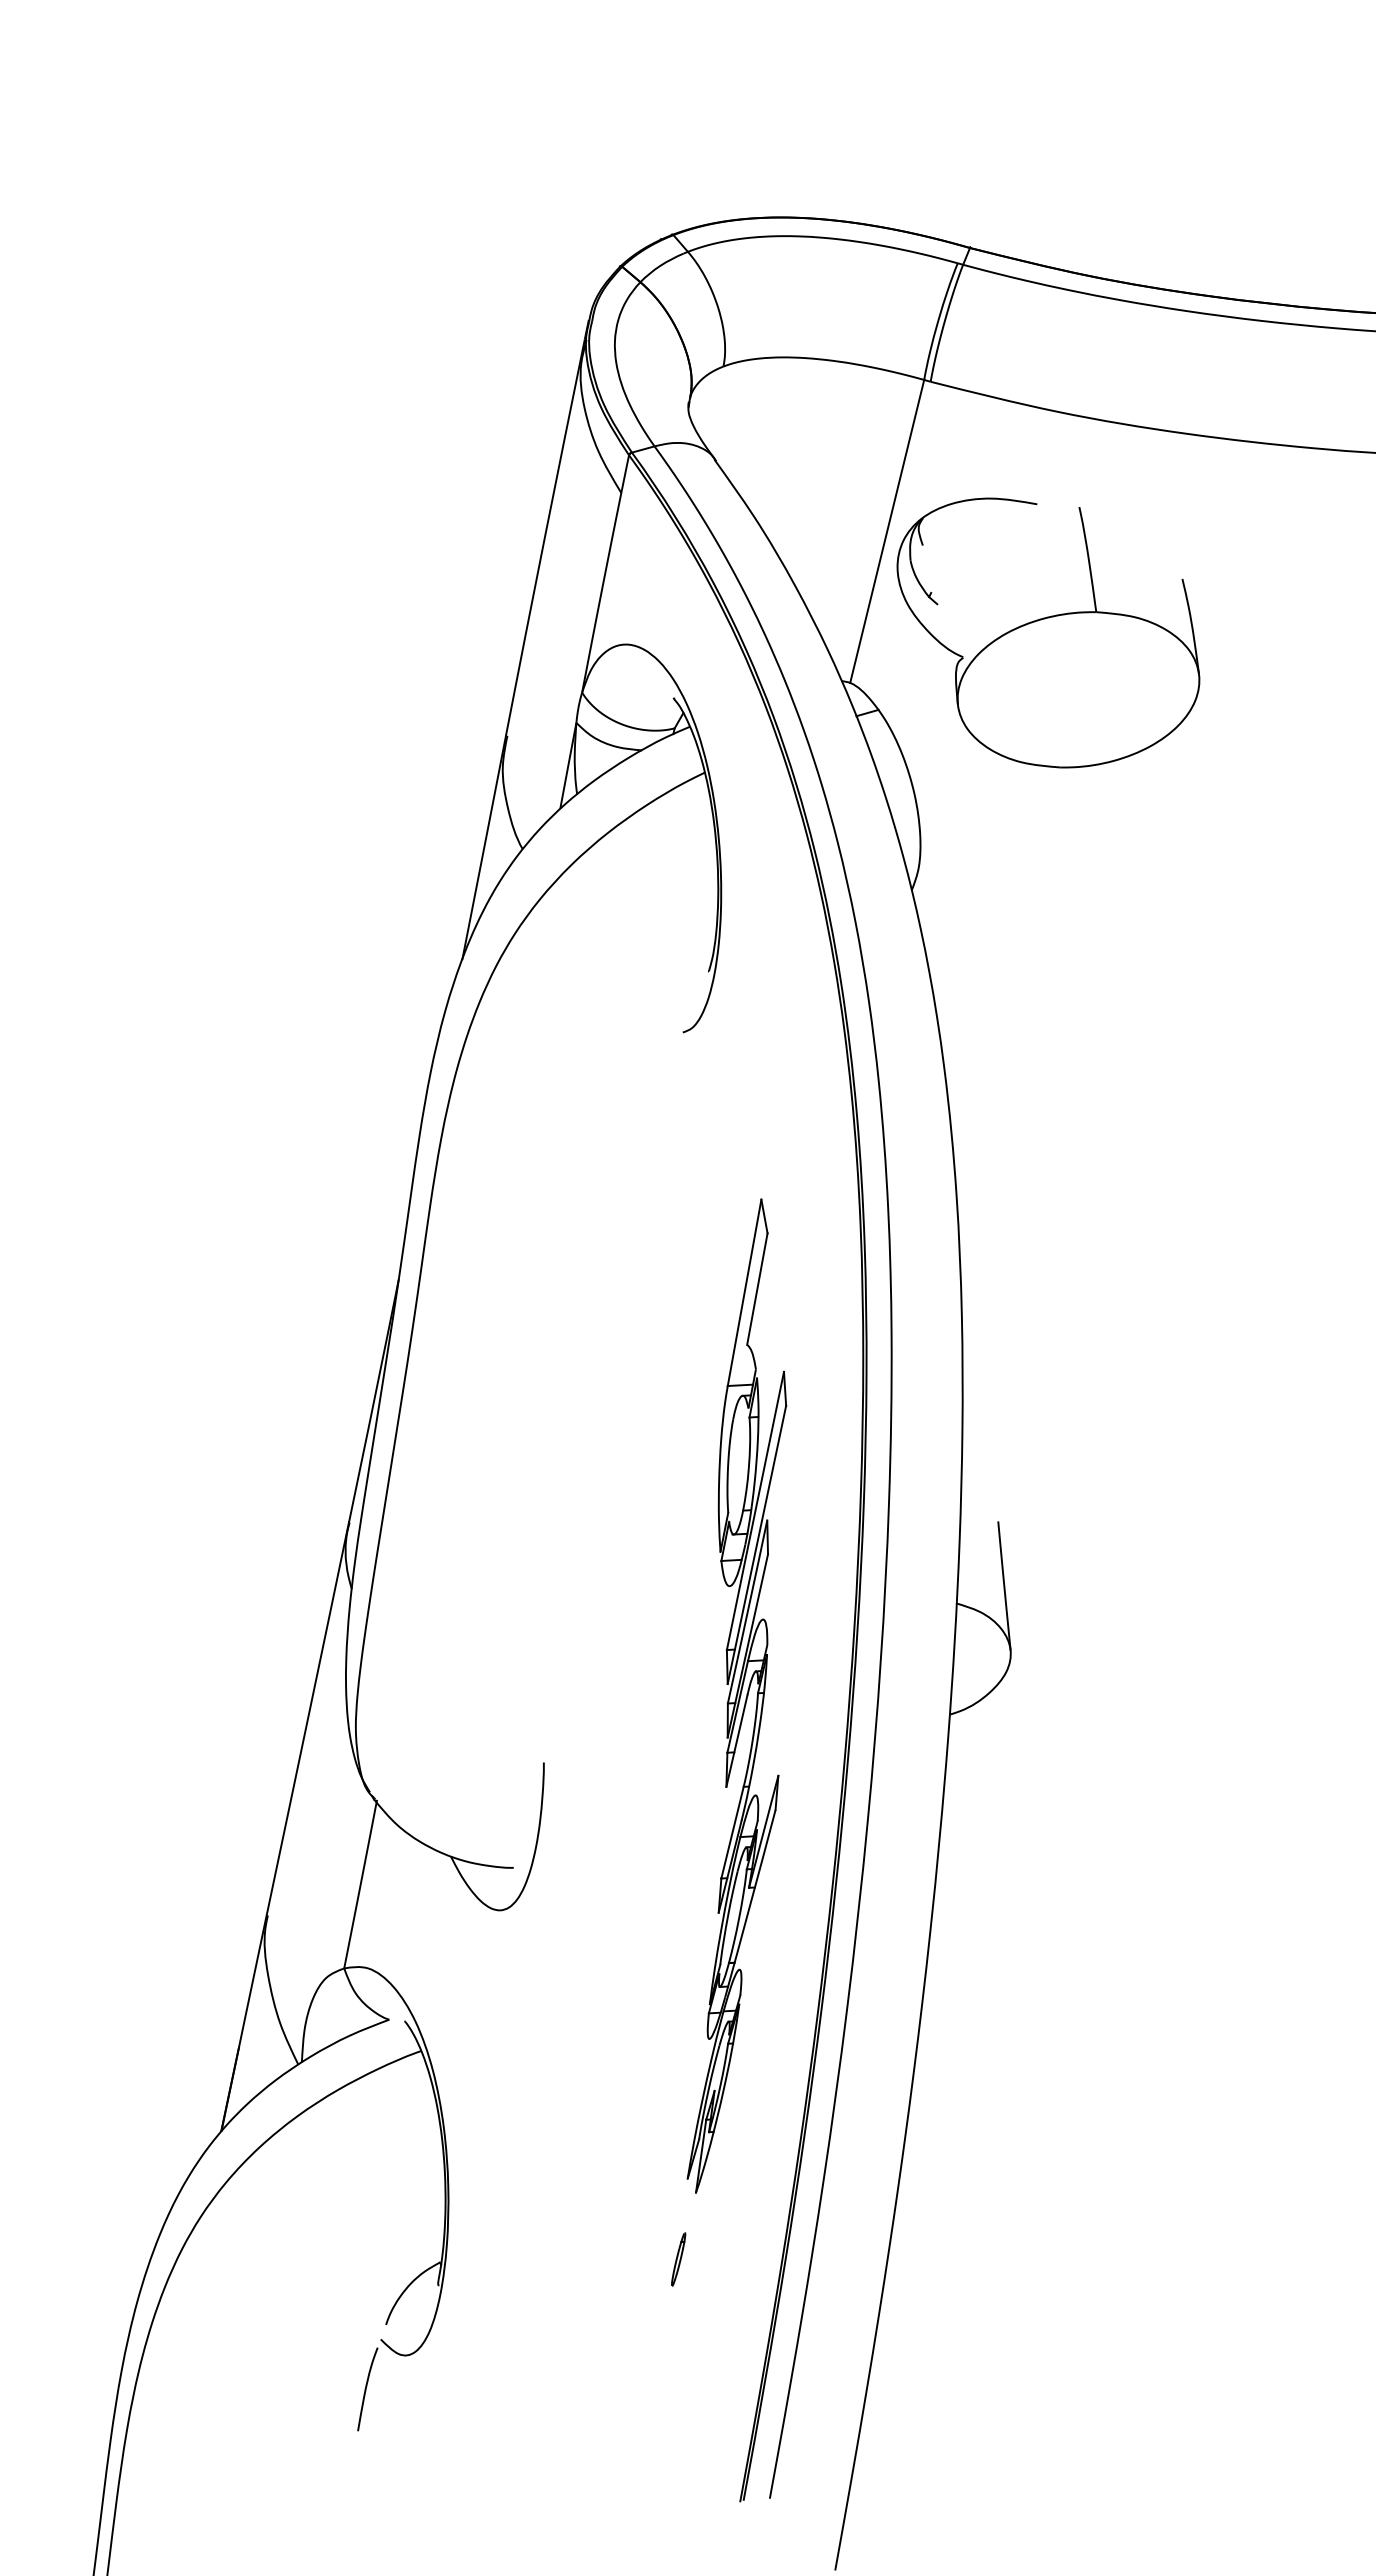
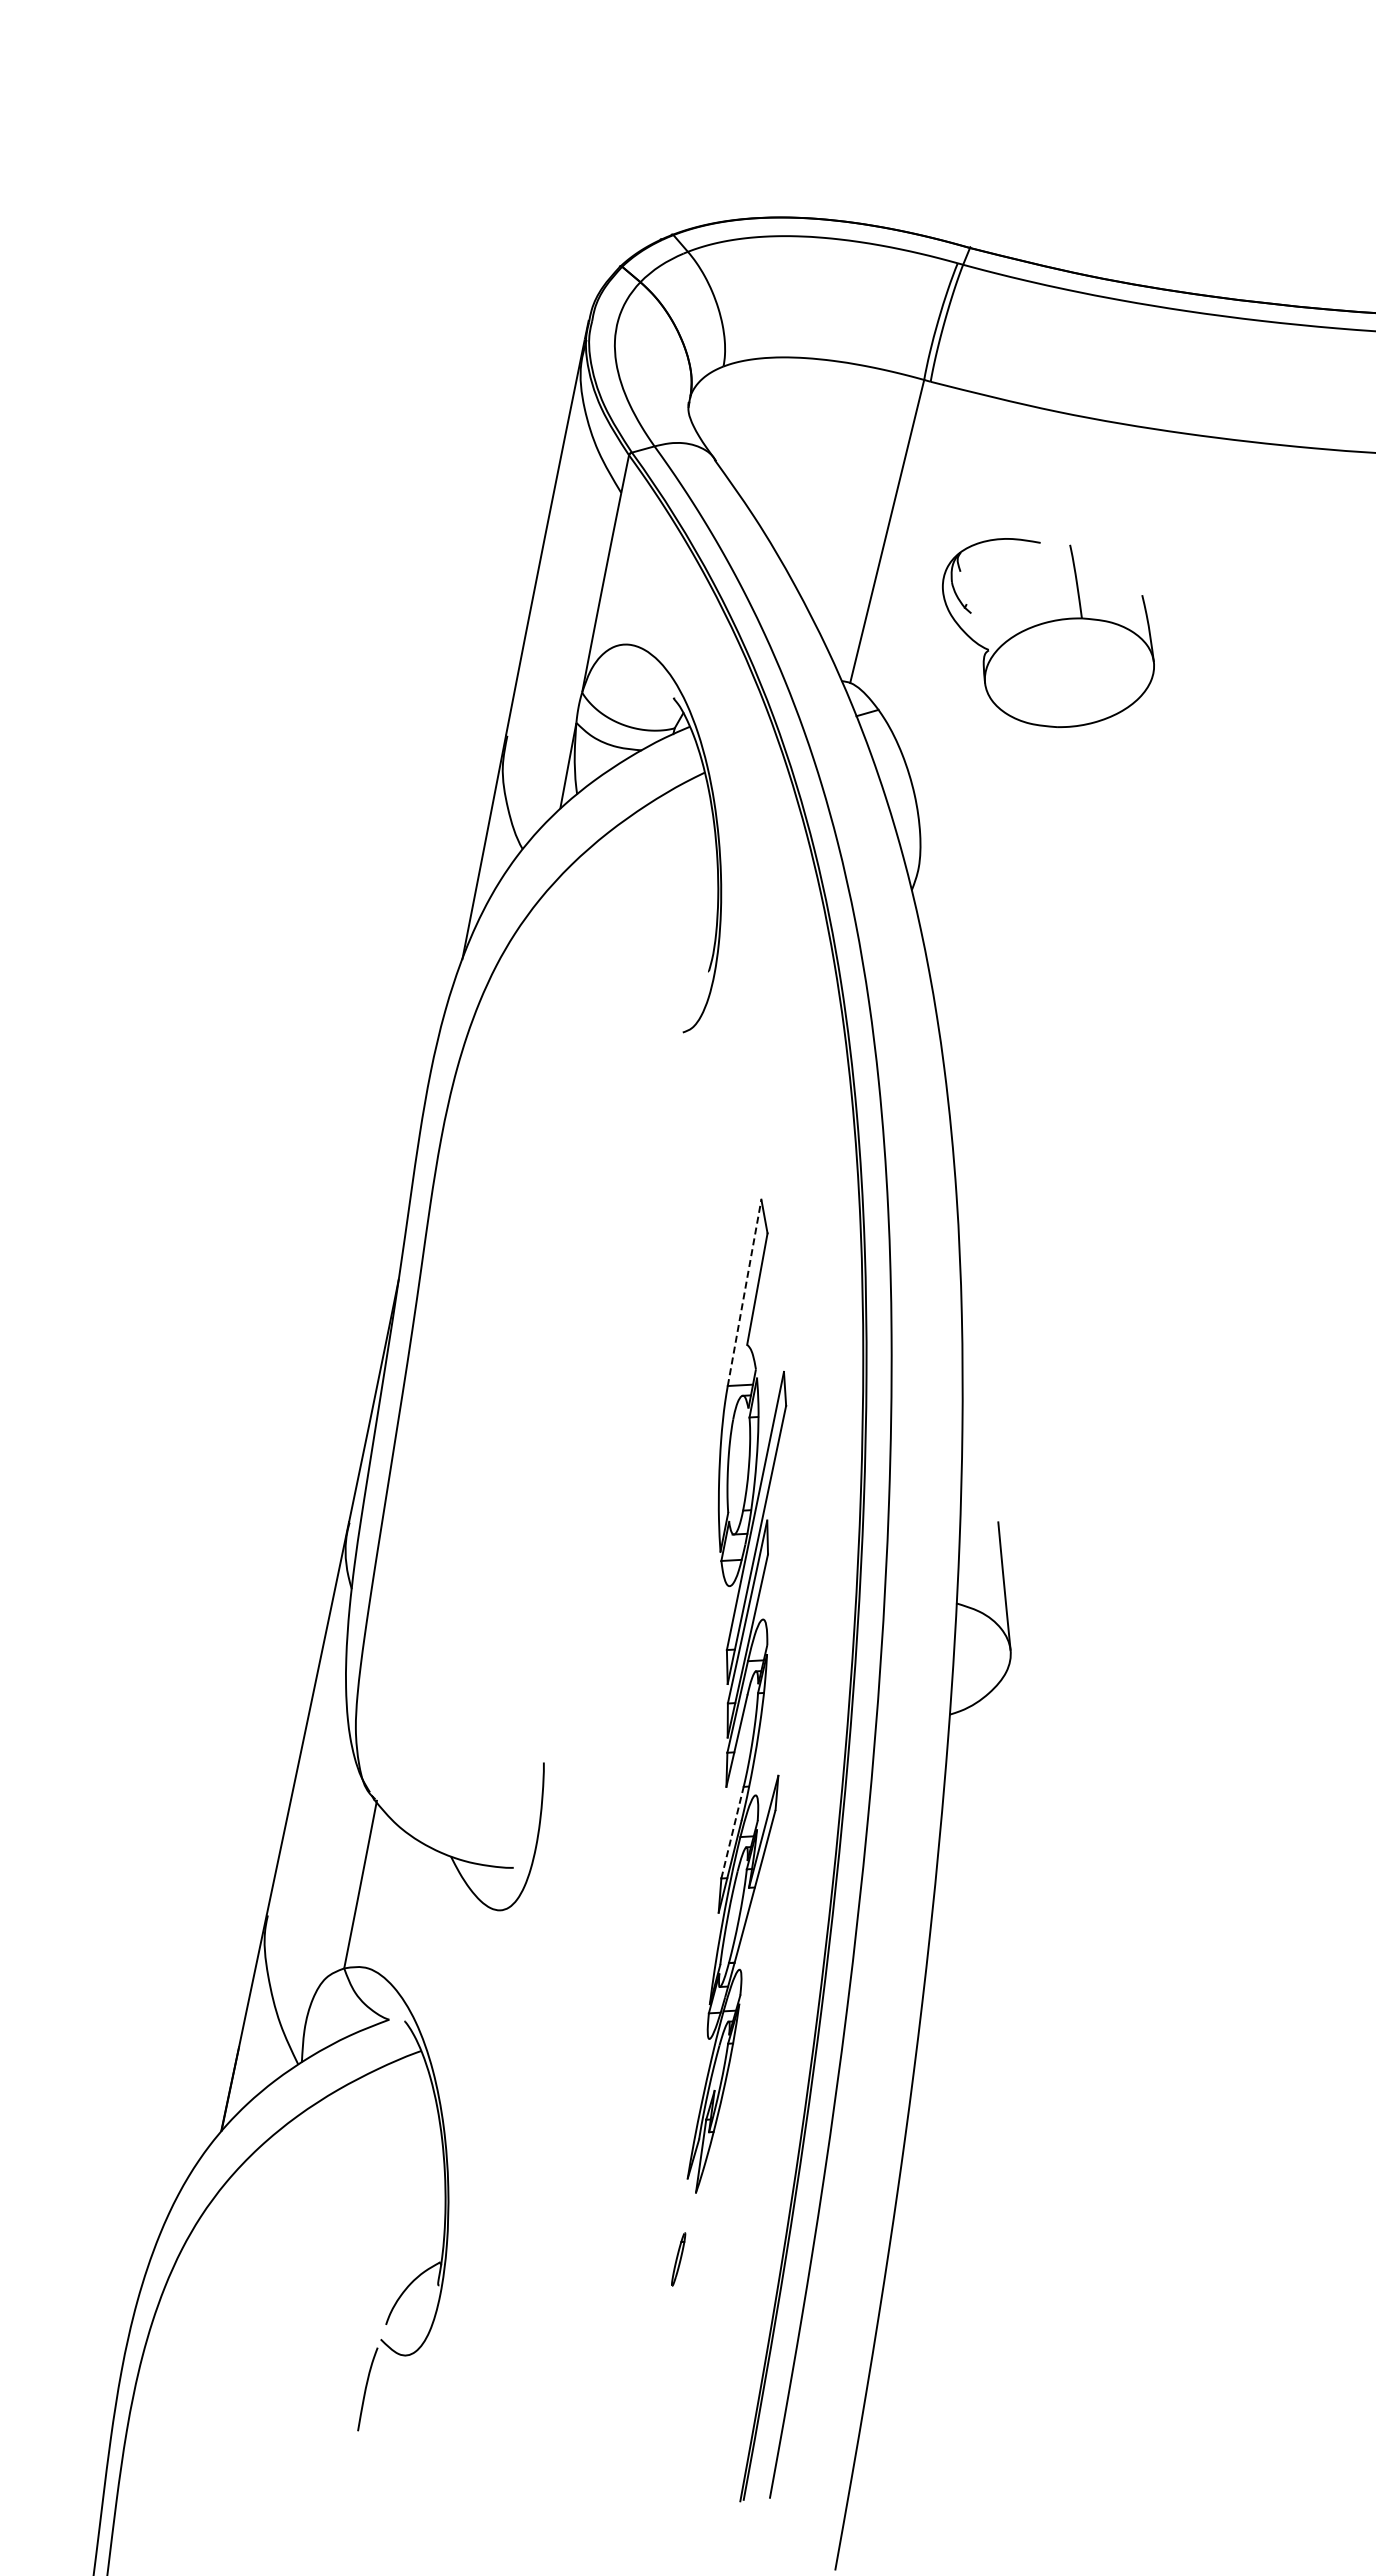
part size: 305x272 px -> 213x190 px (1048, 632)
line: solid -> dashed (744, 1292)
line: solid -> dashed (732, 1832)
